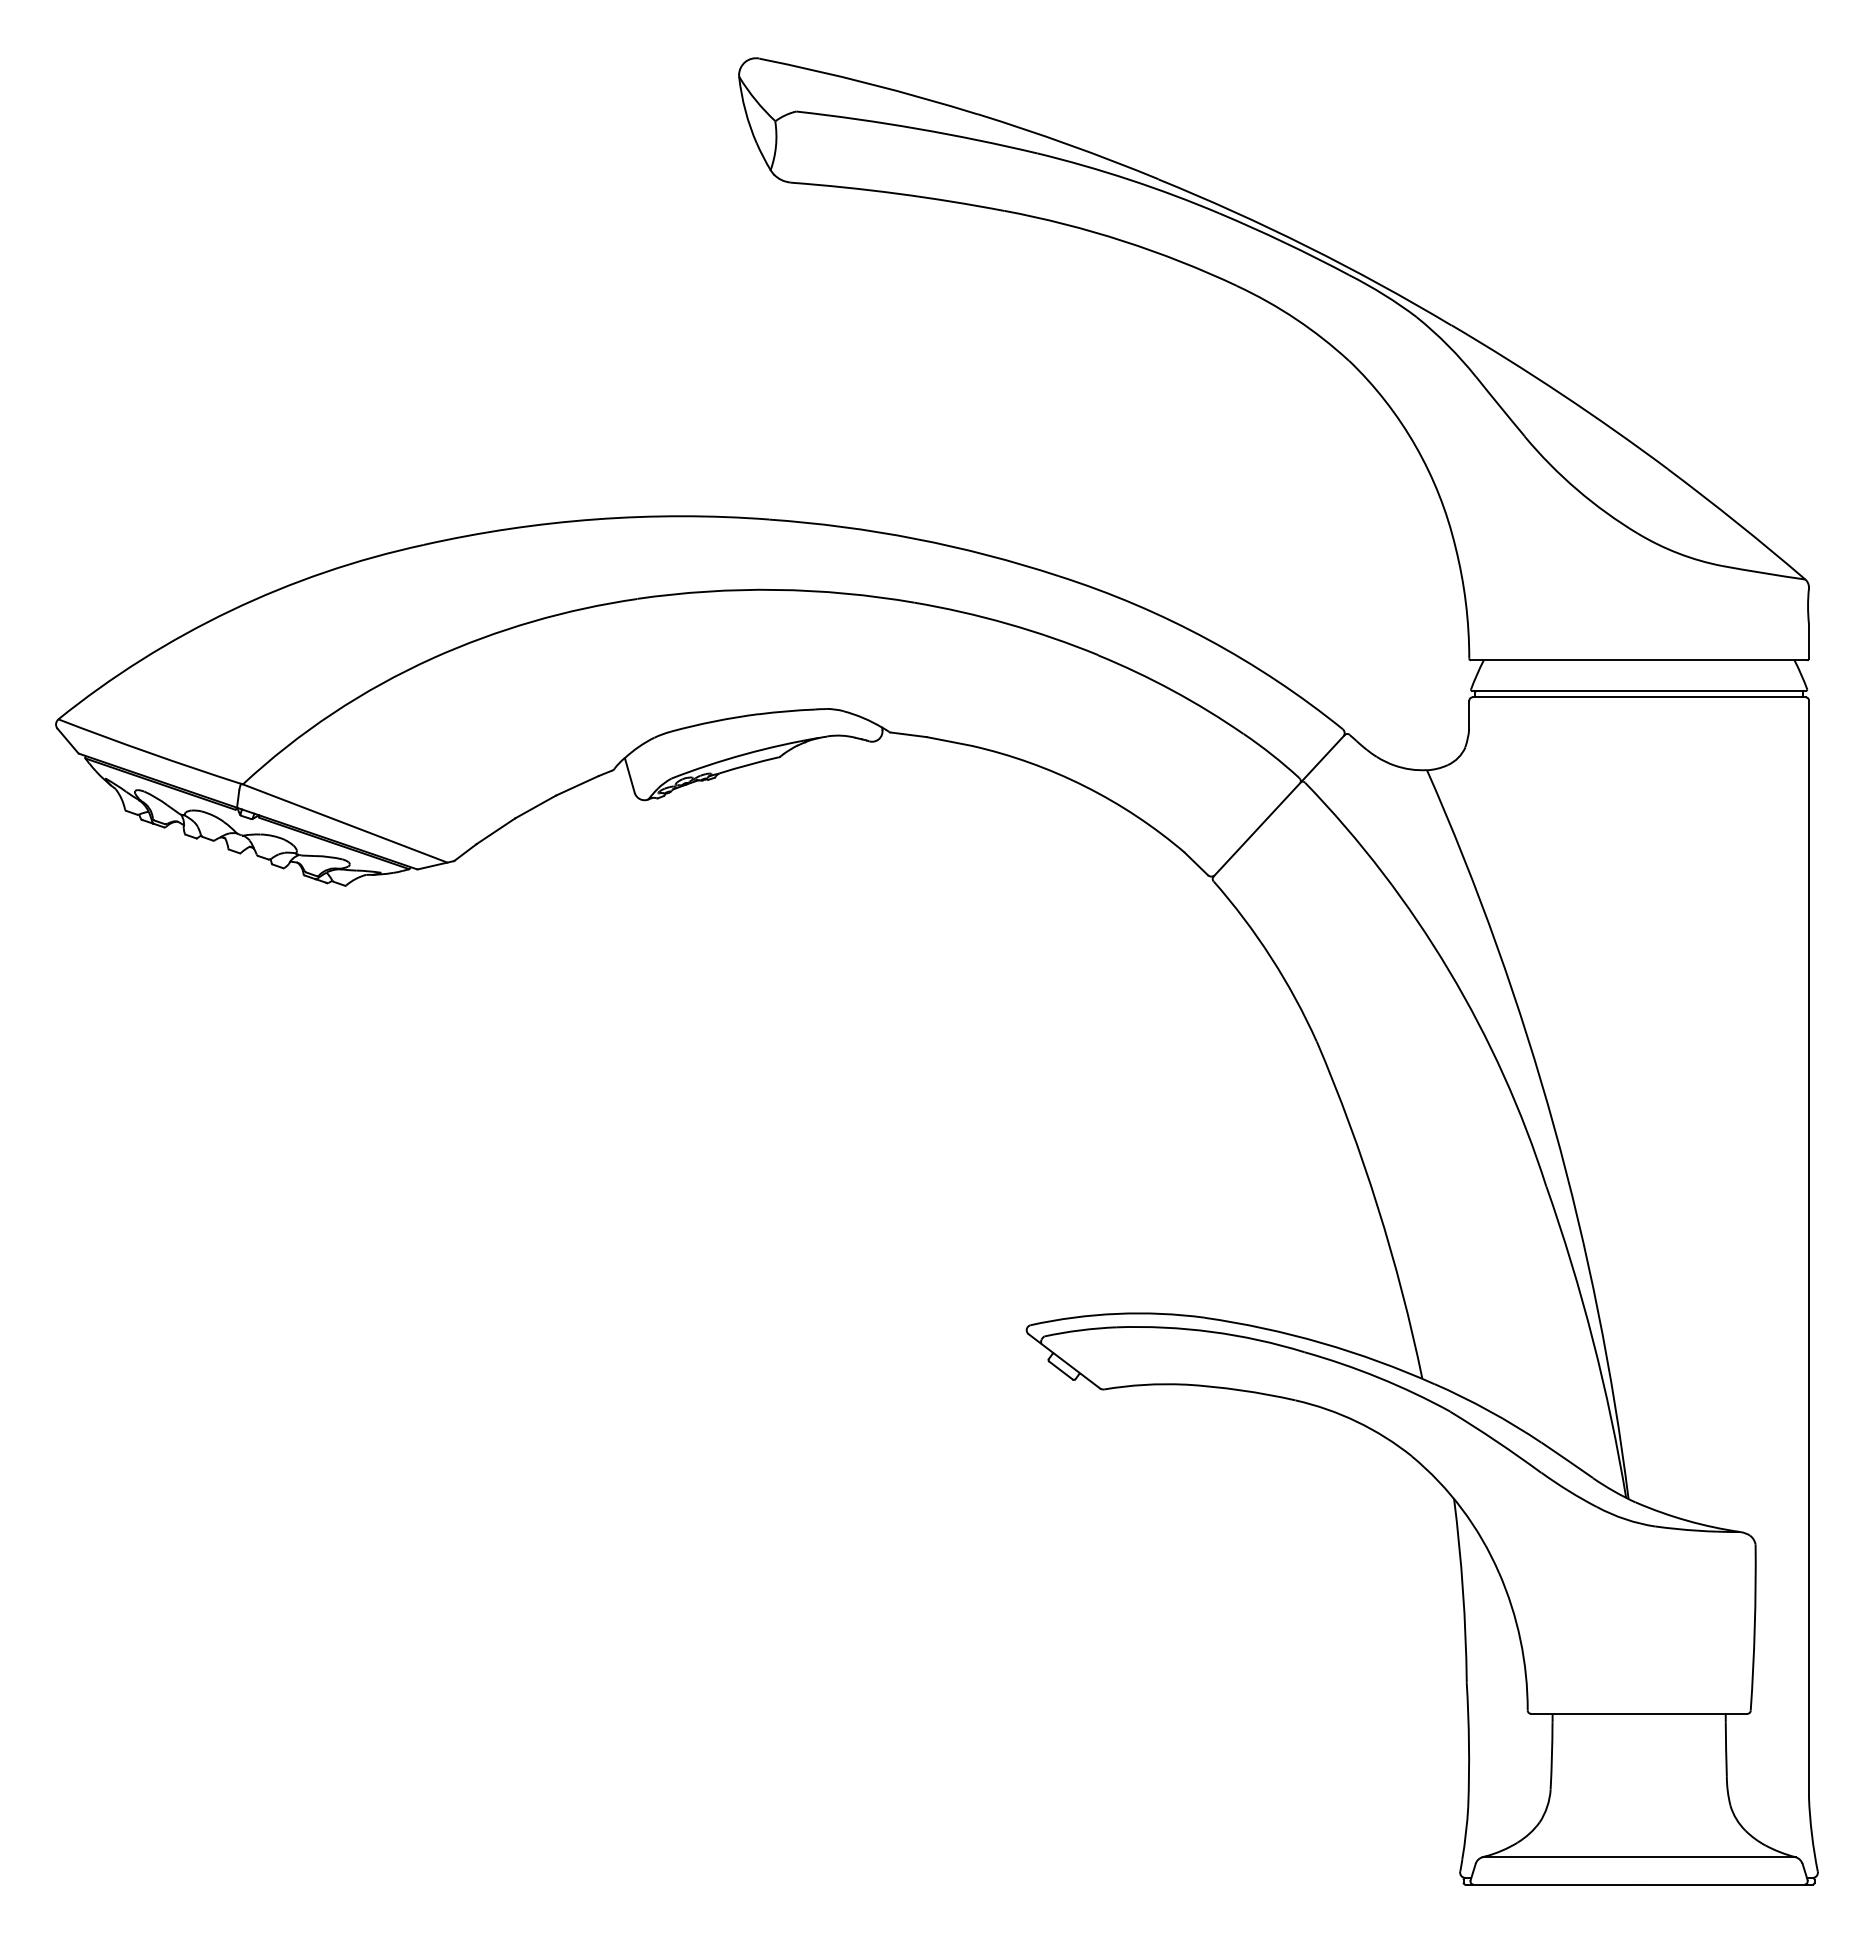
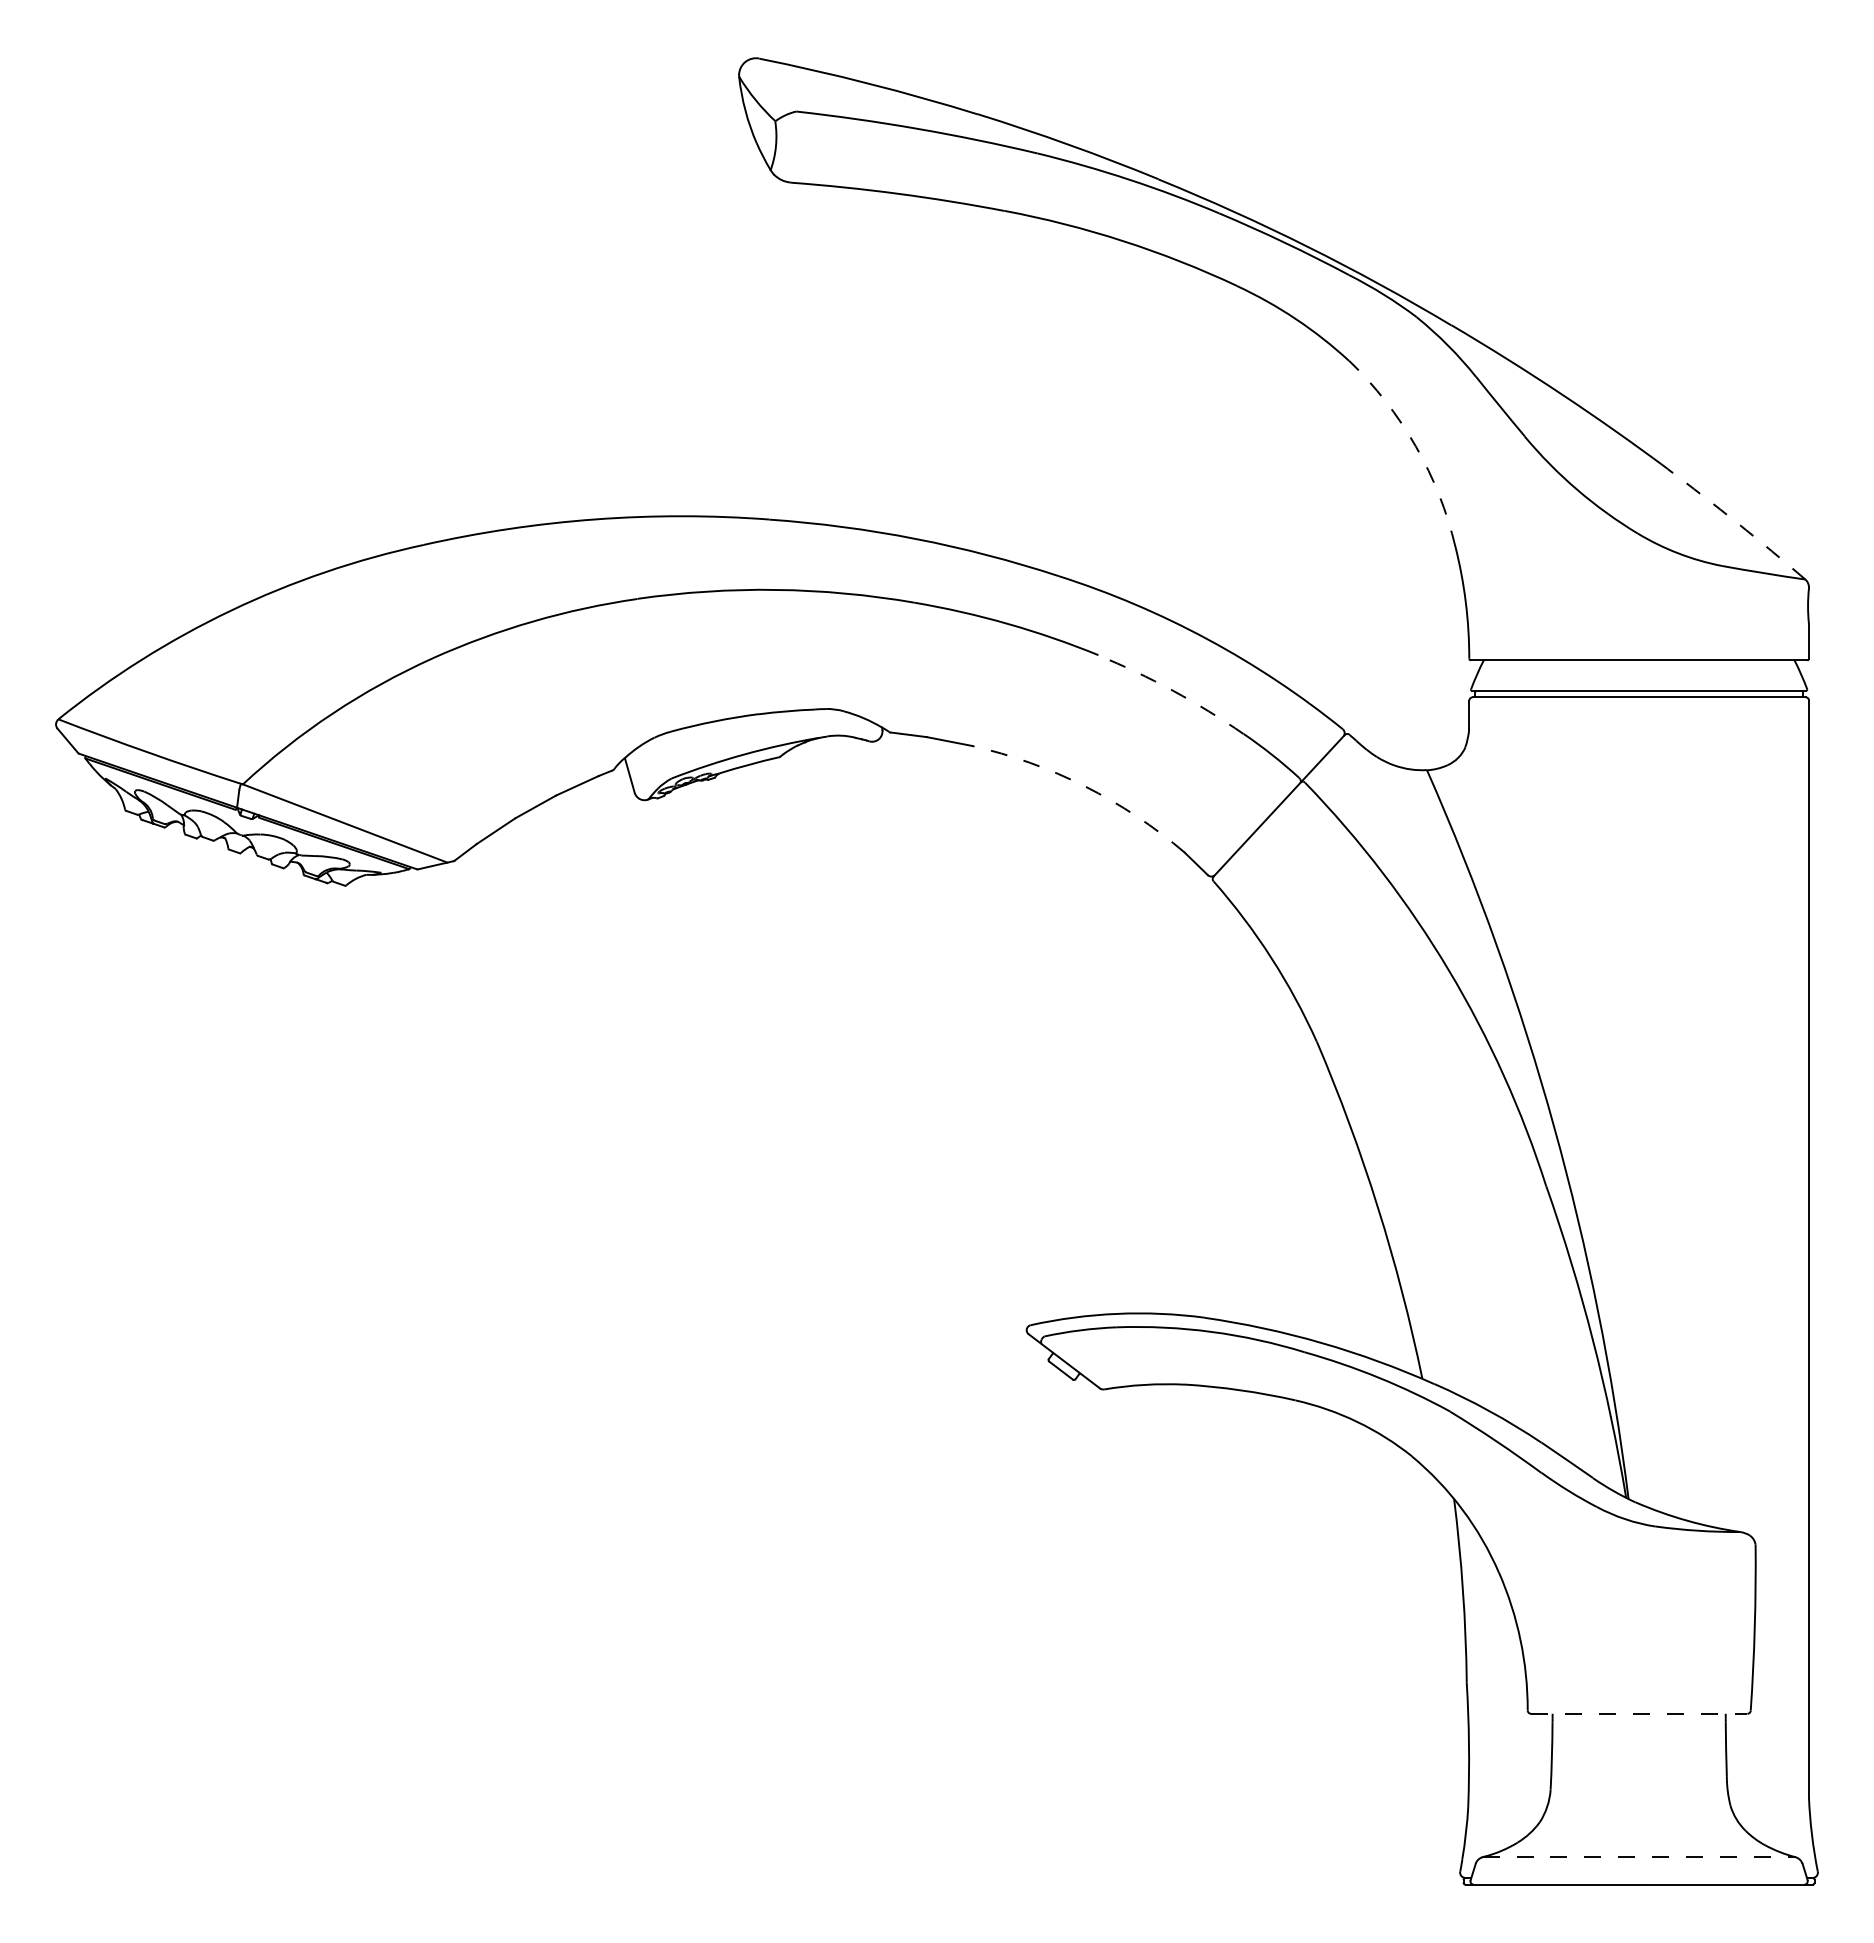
arc: solid -> dashed (1415, 446)
arc: solid -> dashed (1737, 523)
arc: solid -> dashed (1172, 690)
arc: solid -> dashed (1085, 786)
line: solid -> dashed (1639, 1713)
line: solid -> dashed (1639, 1857)
